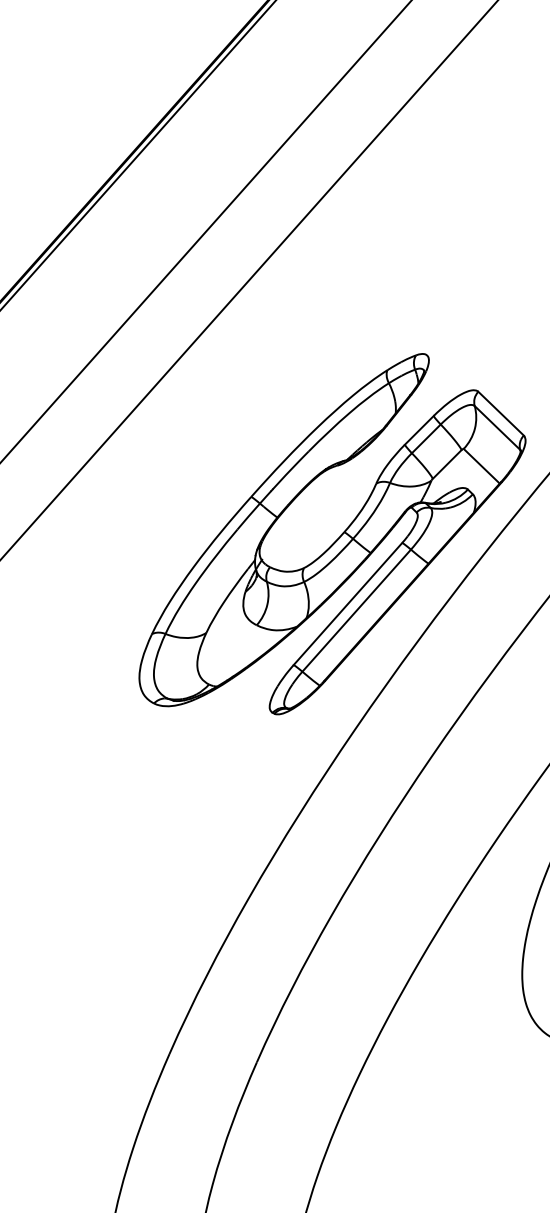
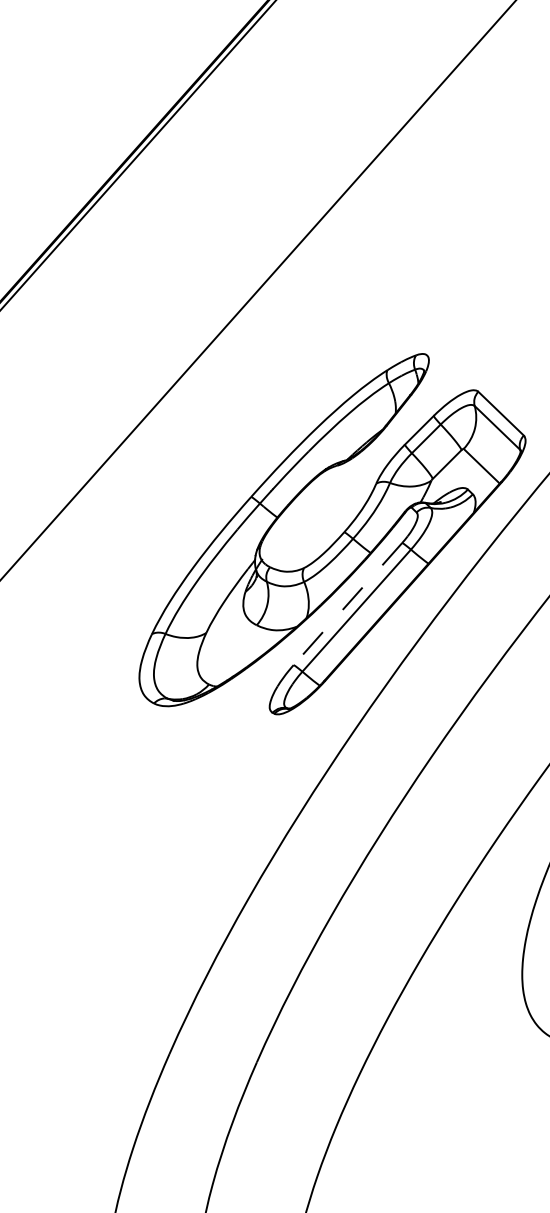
line: present -> none (205, 231)
line position: (249, 279) -> (258, 290) (258, 290)
line: solid -> dashed (347, 604)
